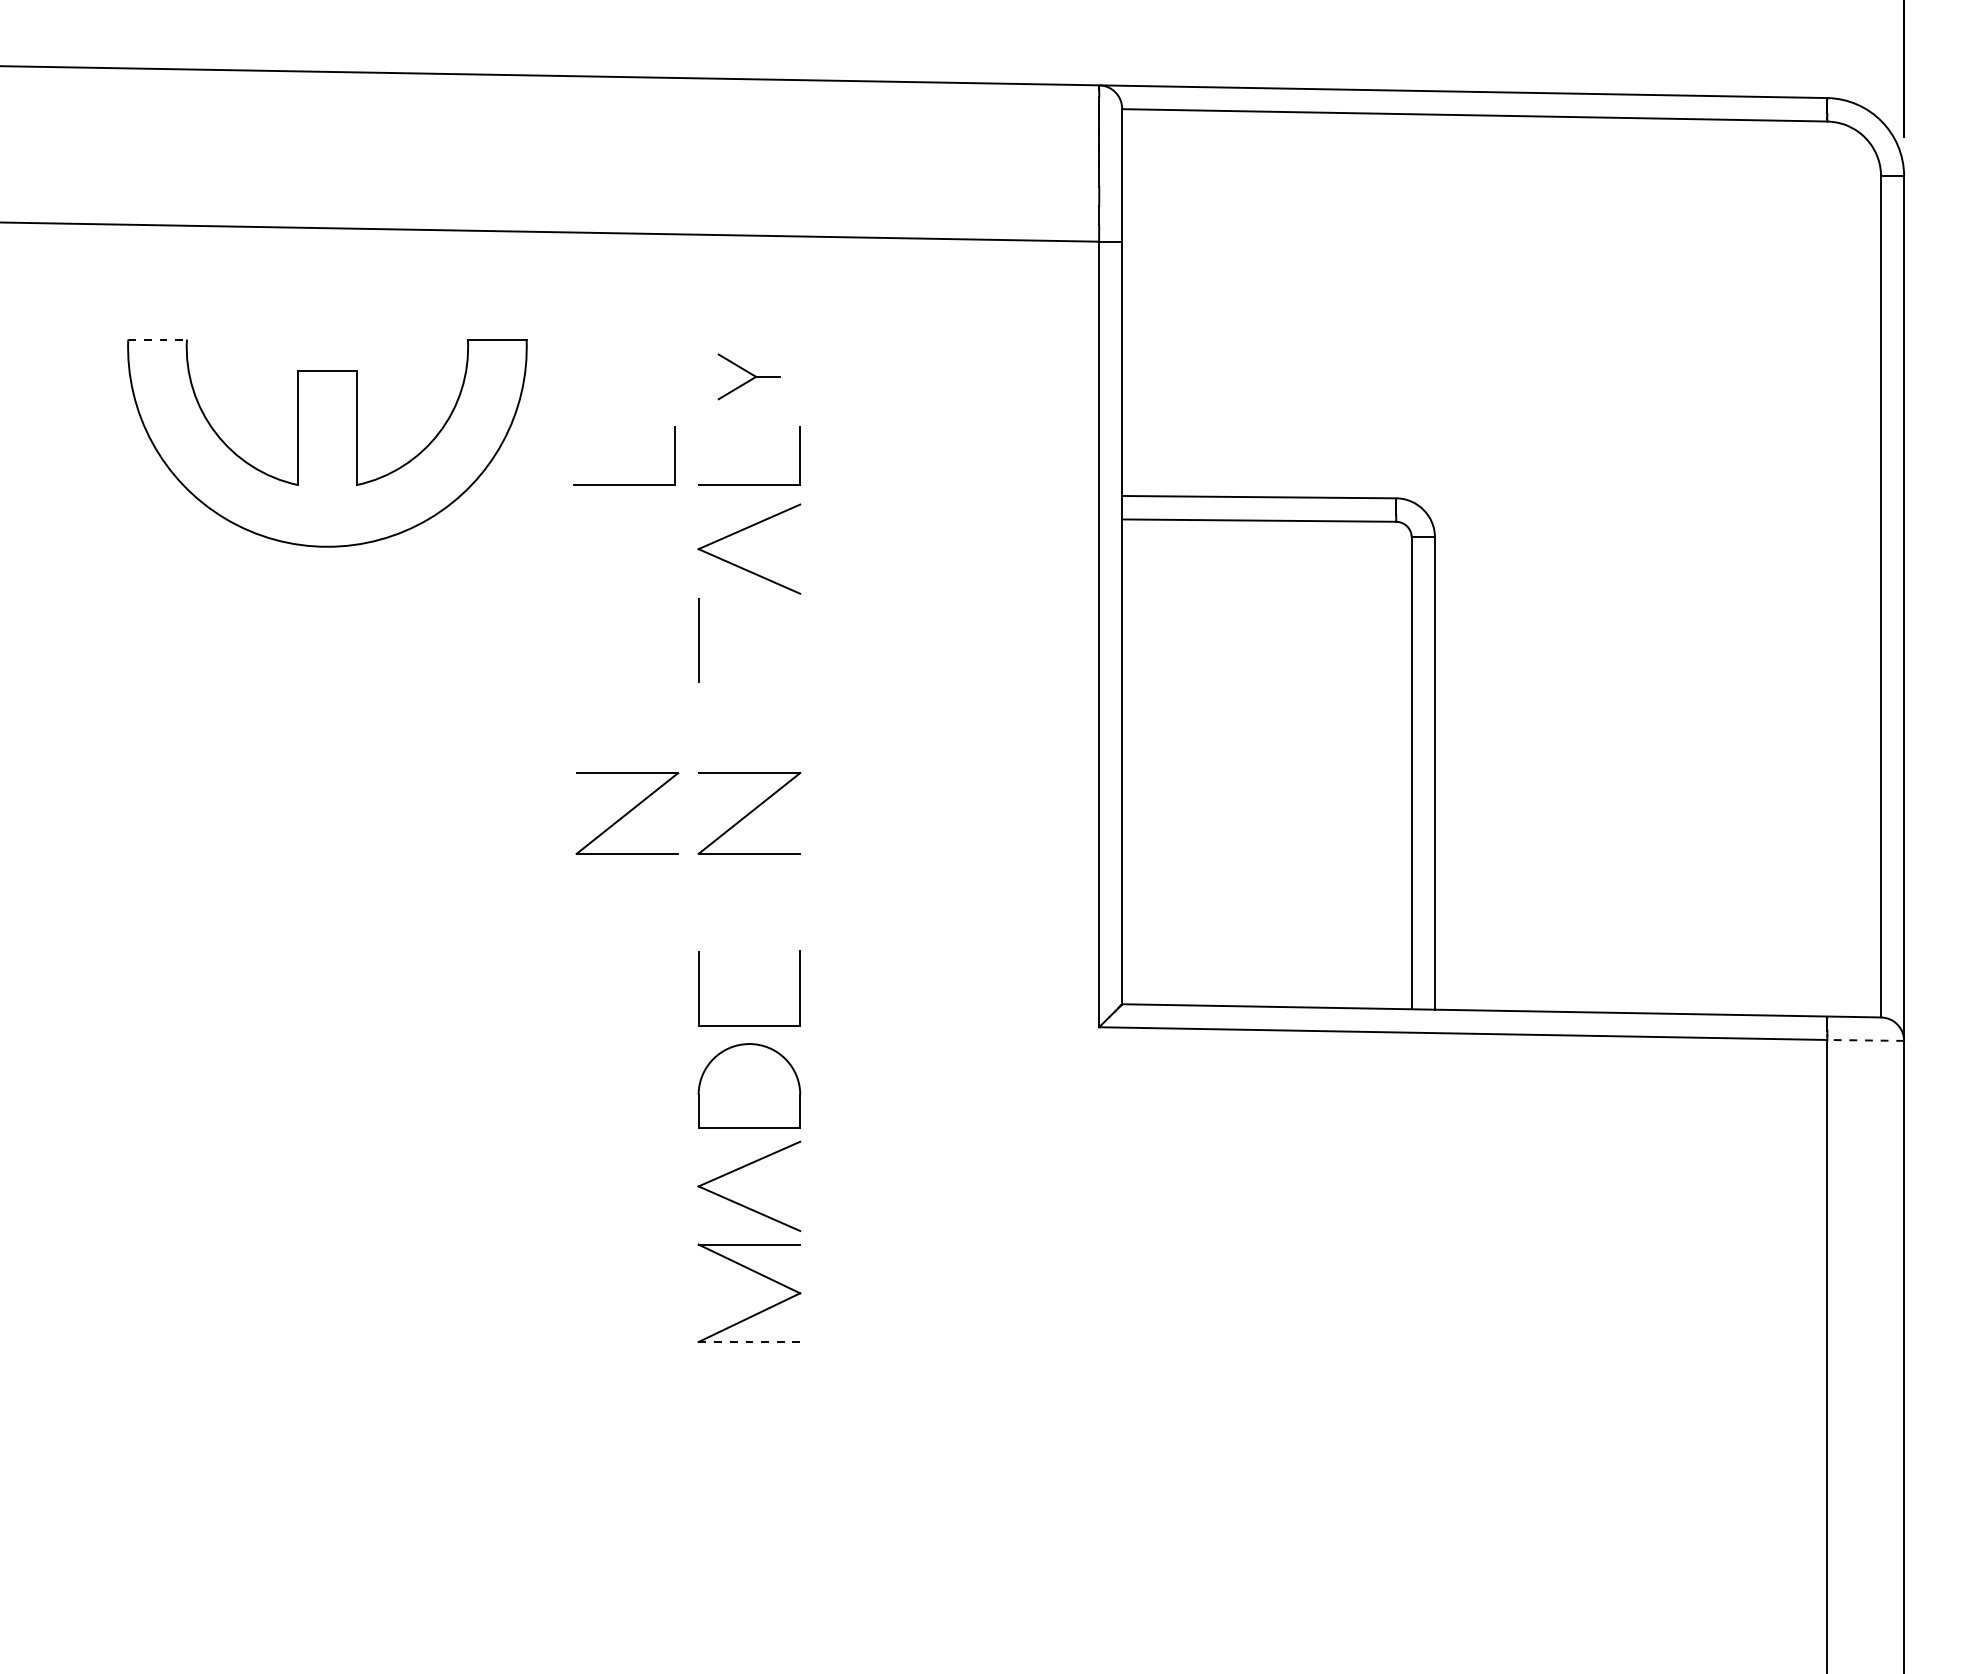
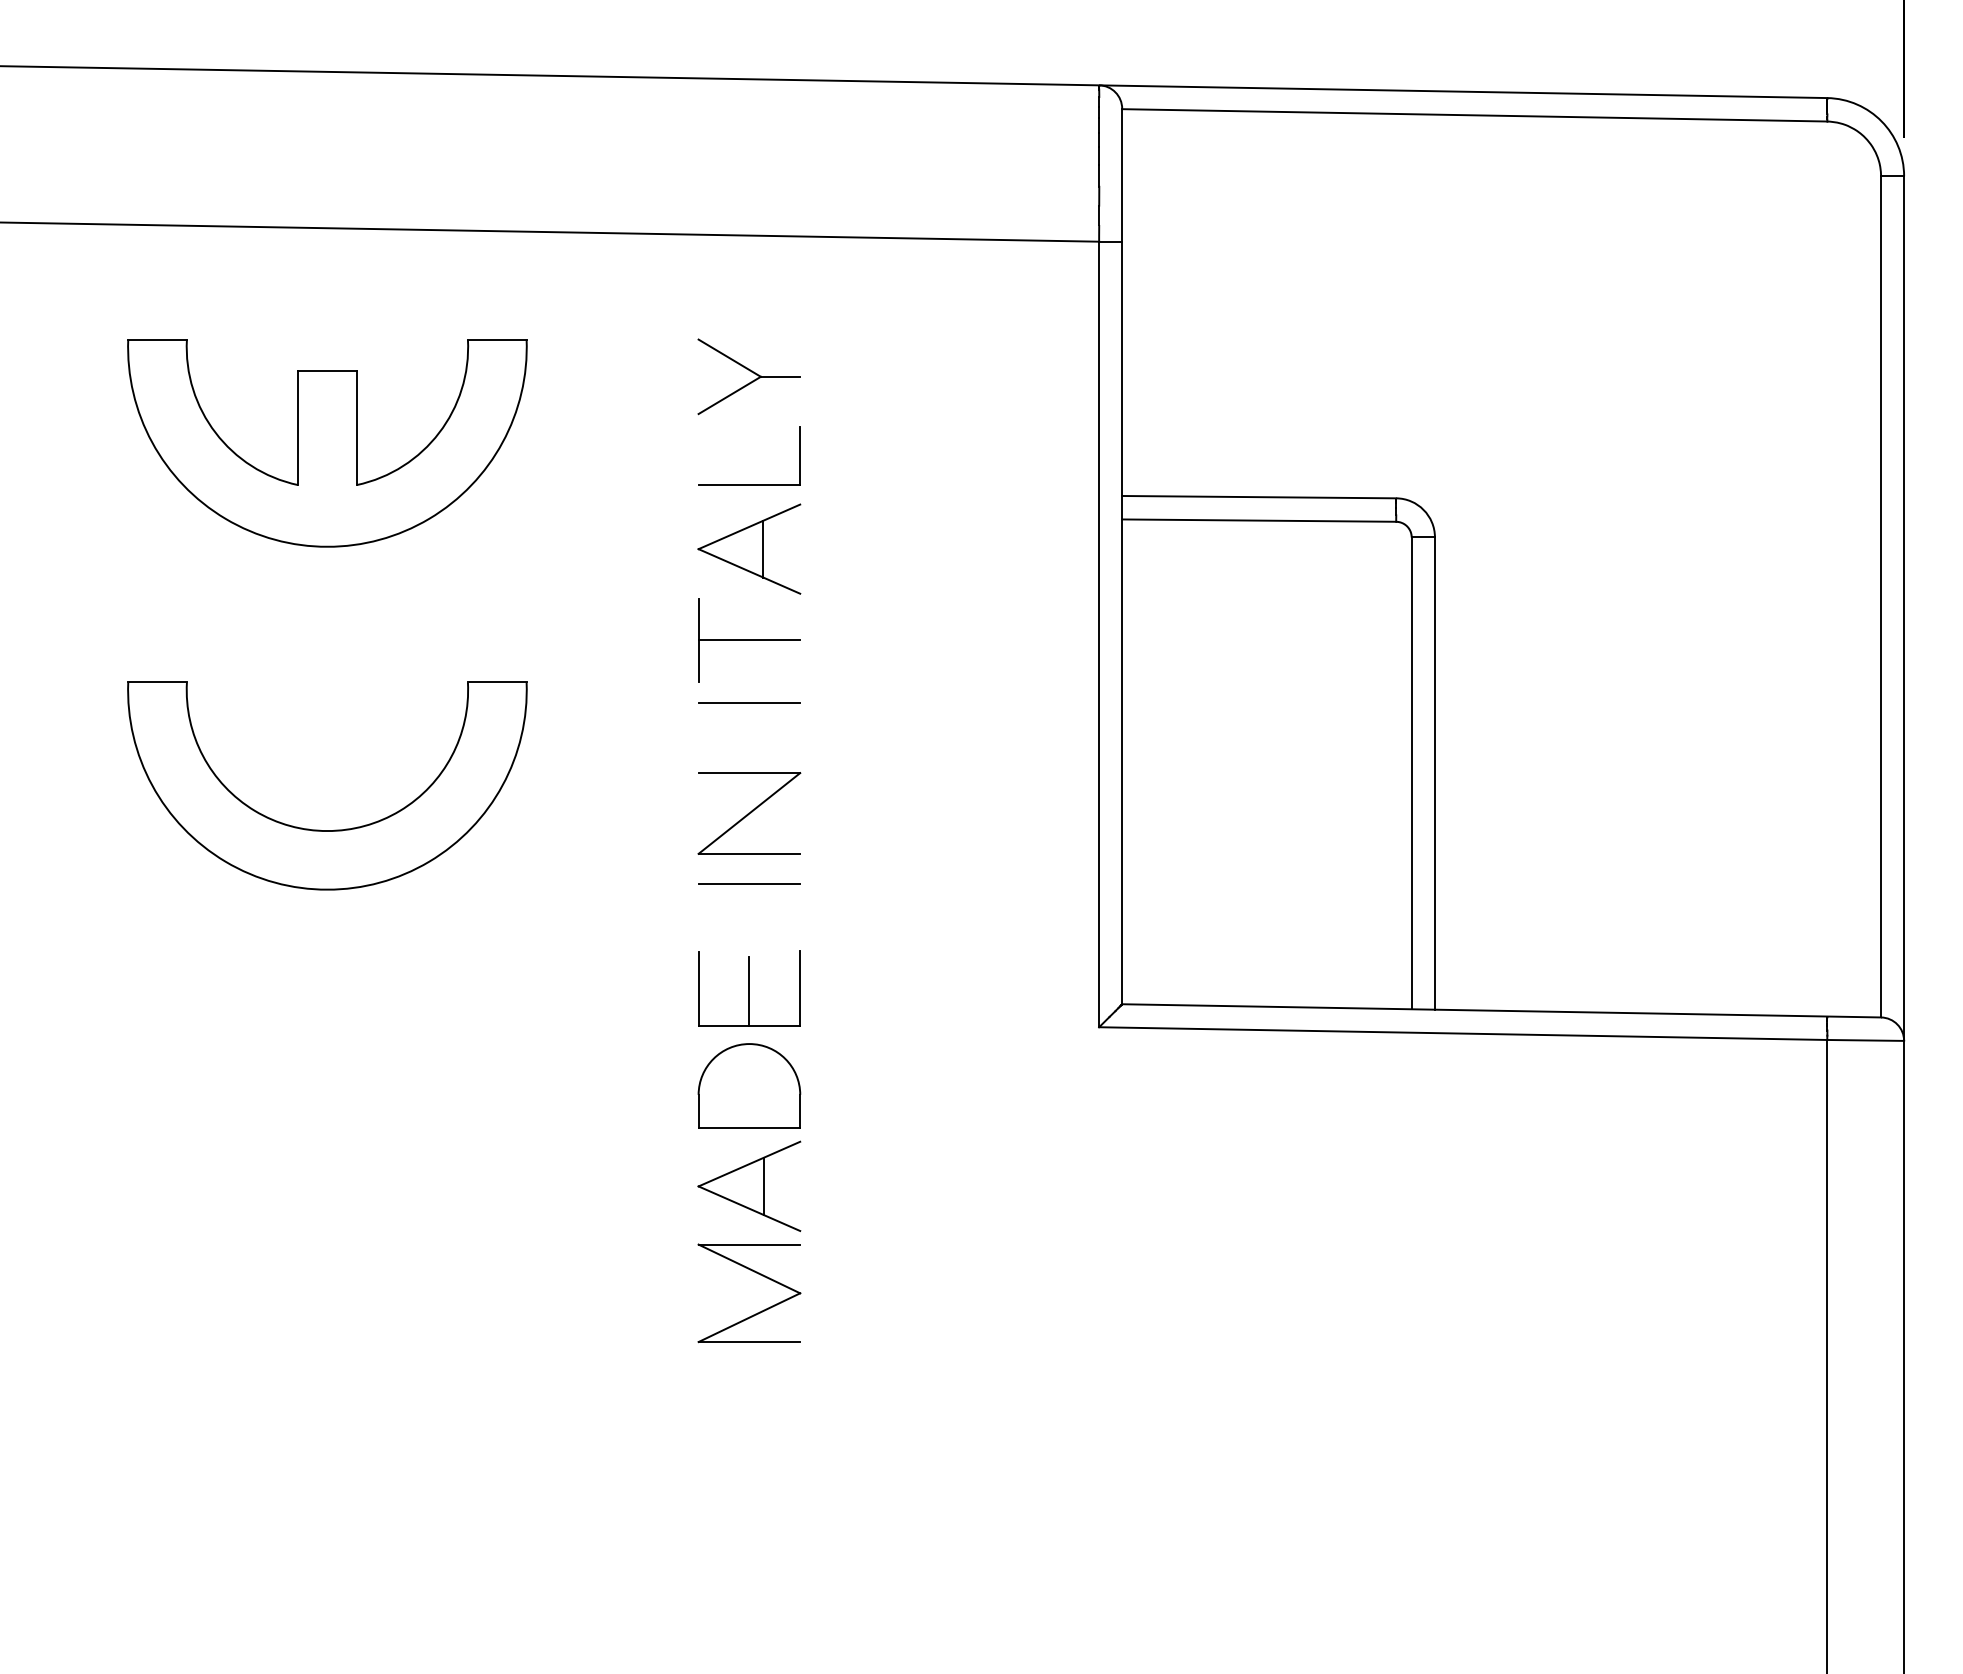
line: dashed -> solid (158, 339)
part size: 64x48 px -> 104x78 px (748, 376)
part: present -> none (624, 484)
line: none -> present (763, 548)
line: none -> present (749, 640)
line: none -> present (749, 703)
part: present -> none (627, 813)
part: none -> present (320, 829)
line: none -> present (749, 883)
line: none -> present (749, 990)
line: dashed -> solid (1865, 1040)
line: none -> present (763, 1186)
line: dashed -> solid (749, 1342)
